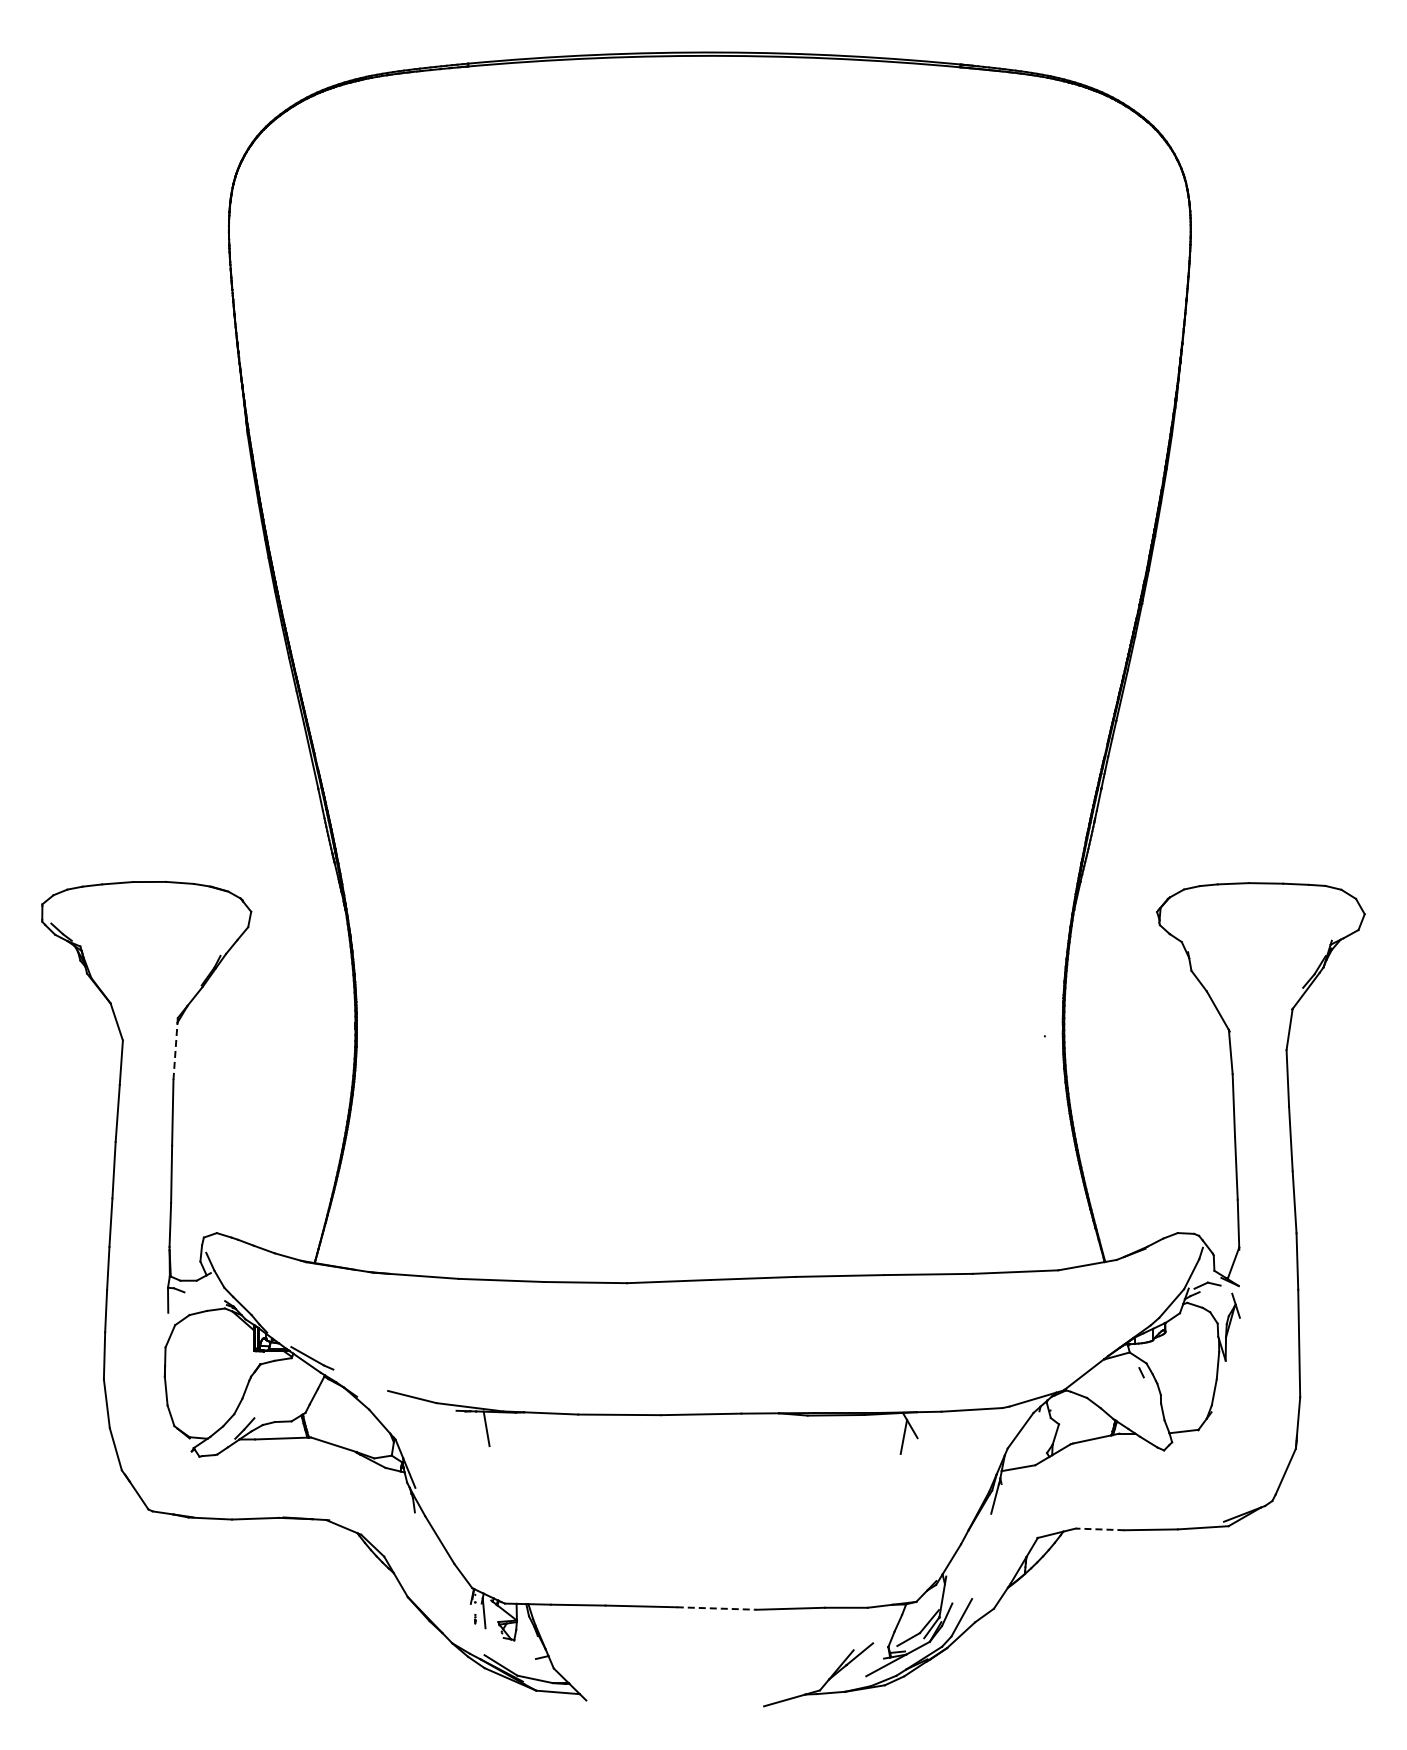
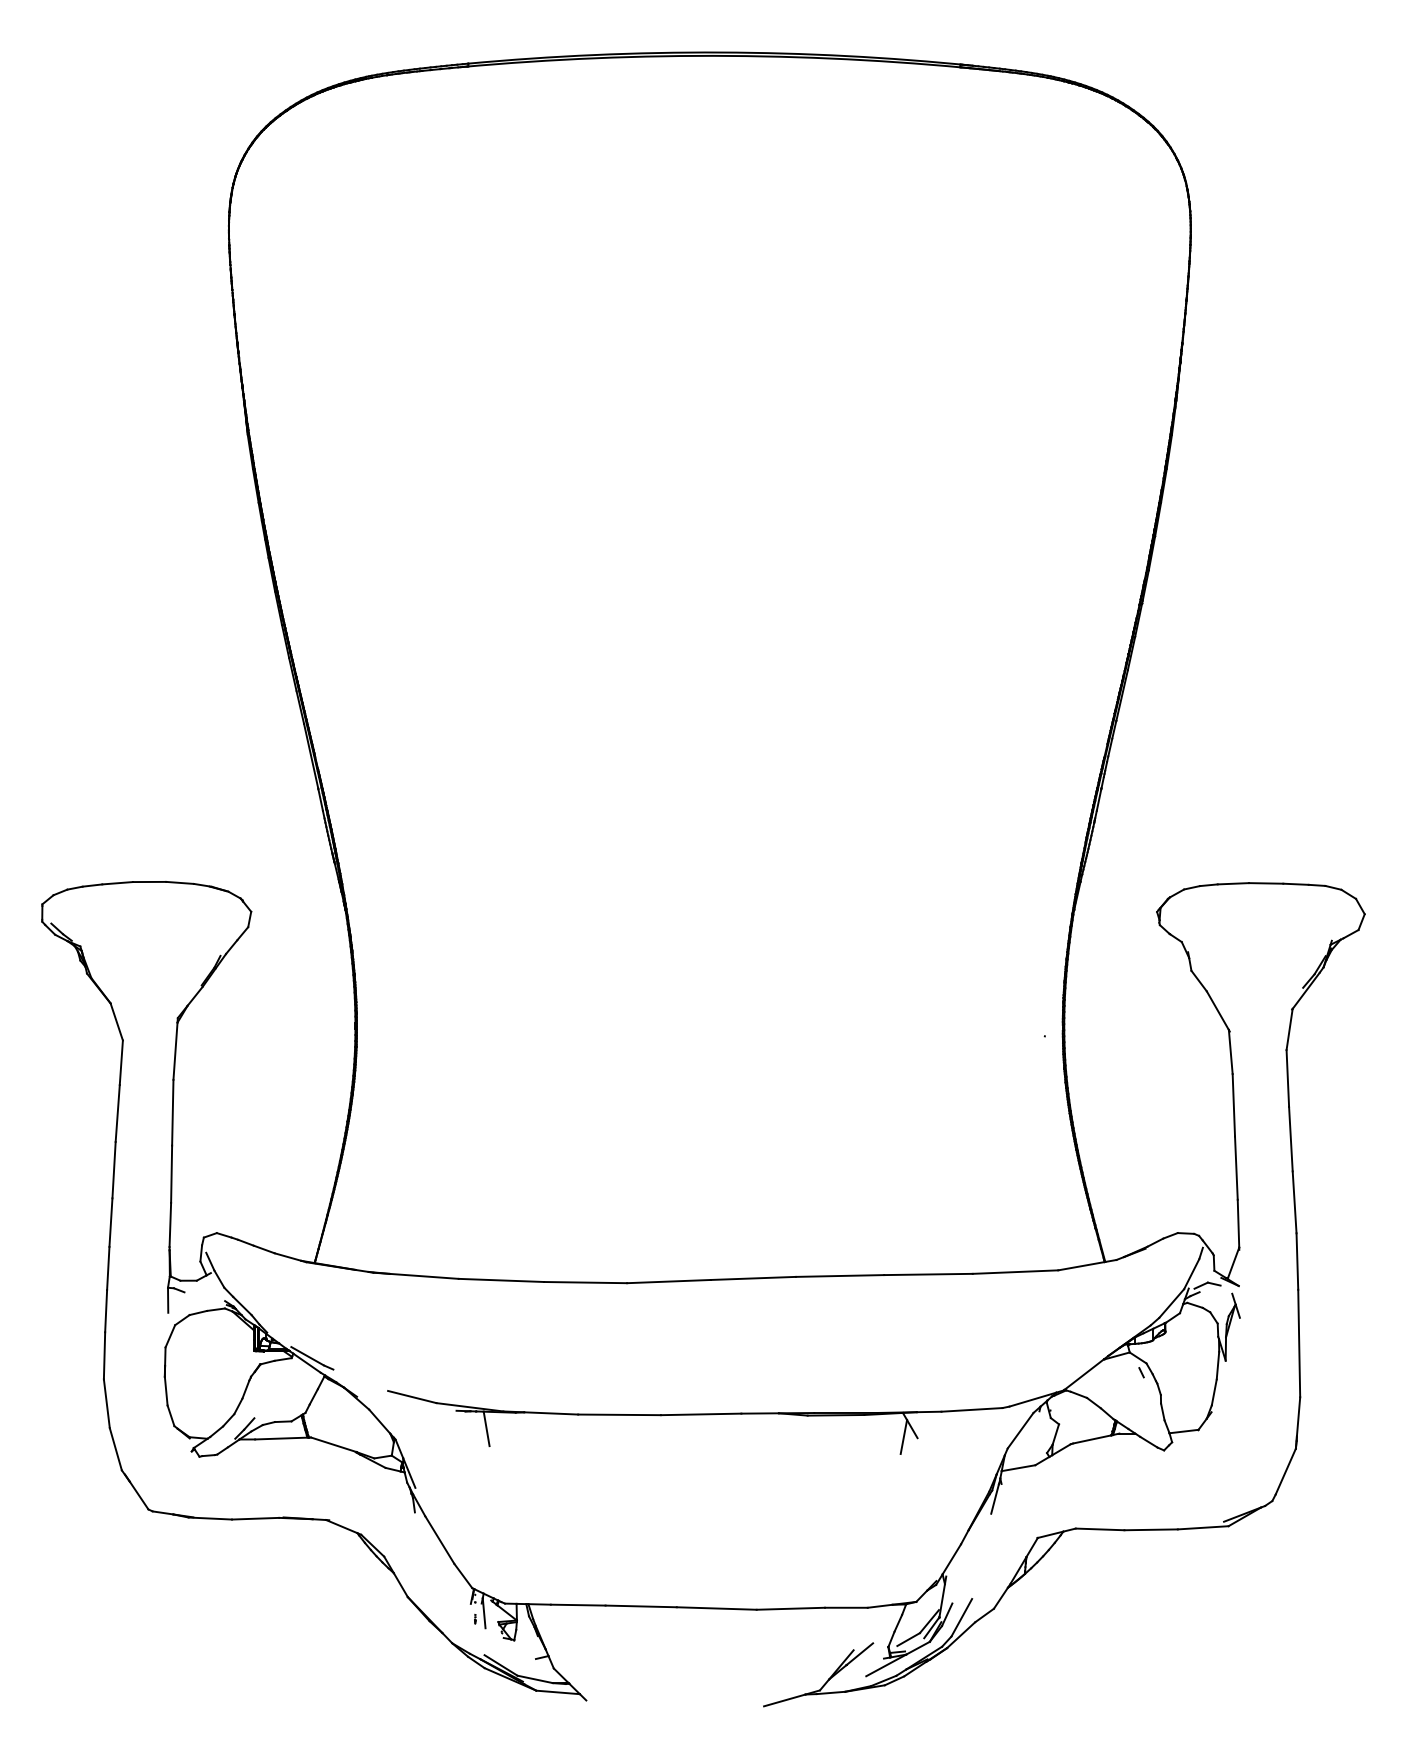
line: dashed -> solid (175, 1051)
line: dashed -> solid (1099, 1529)
line: dashed -> solid (716, 1608)
